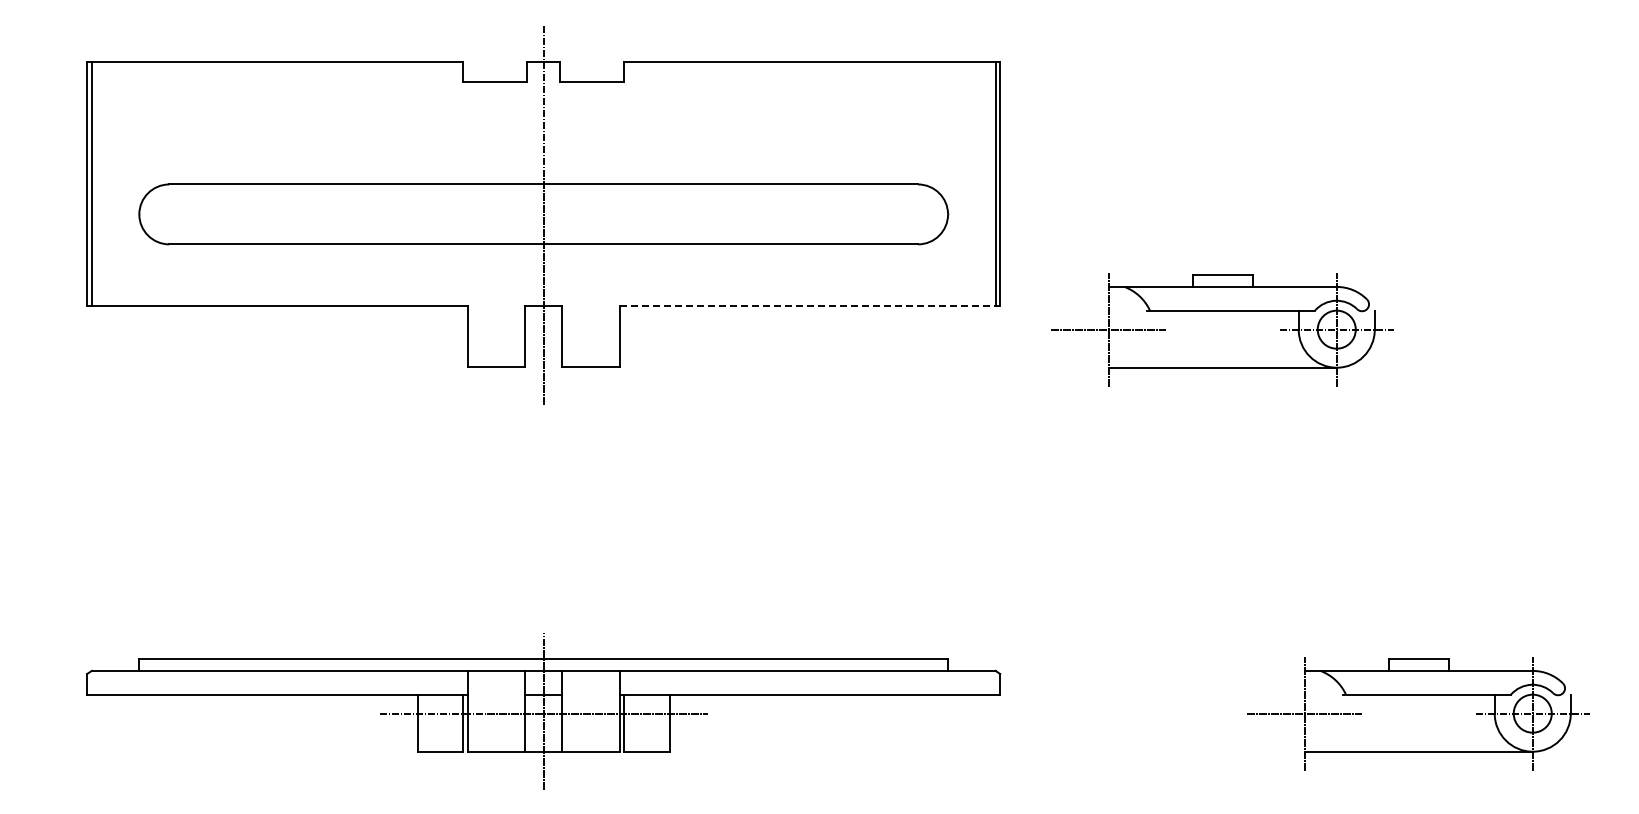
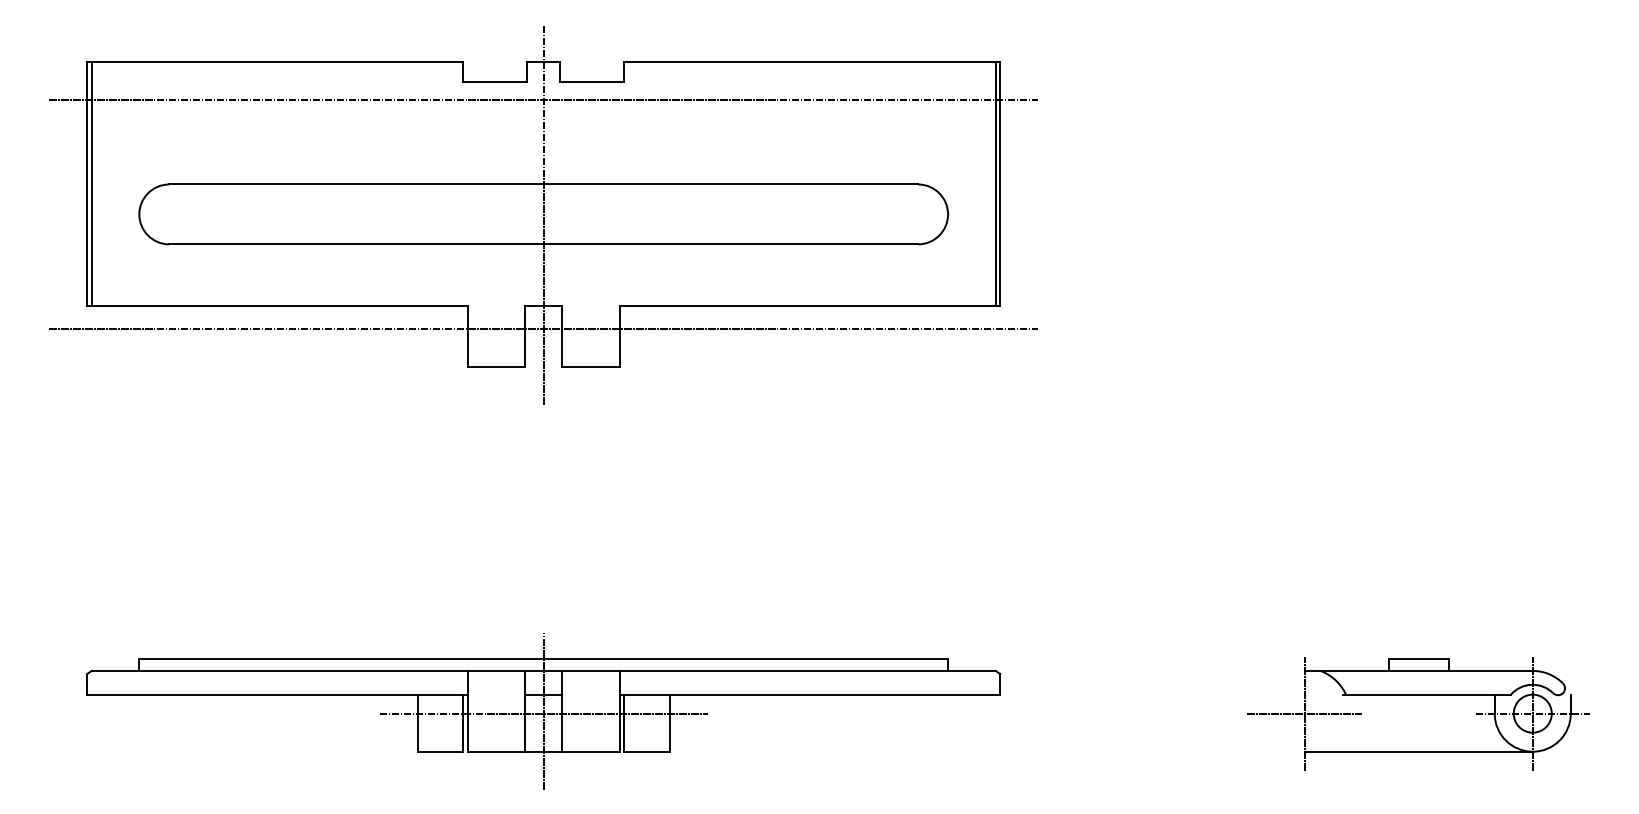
line: none -> present (543, 100)
line: dashed -> solid (810, 305)
part: present -> none (1222, 311)
line: none -> present (543, 328)
